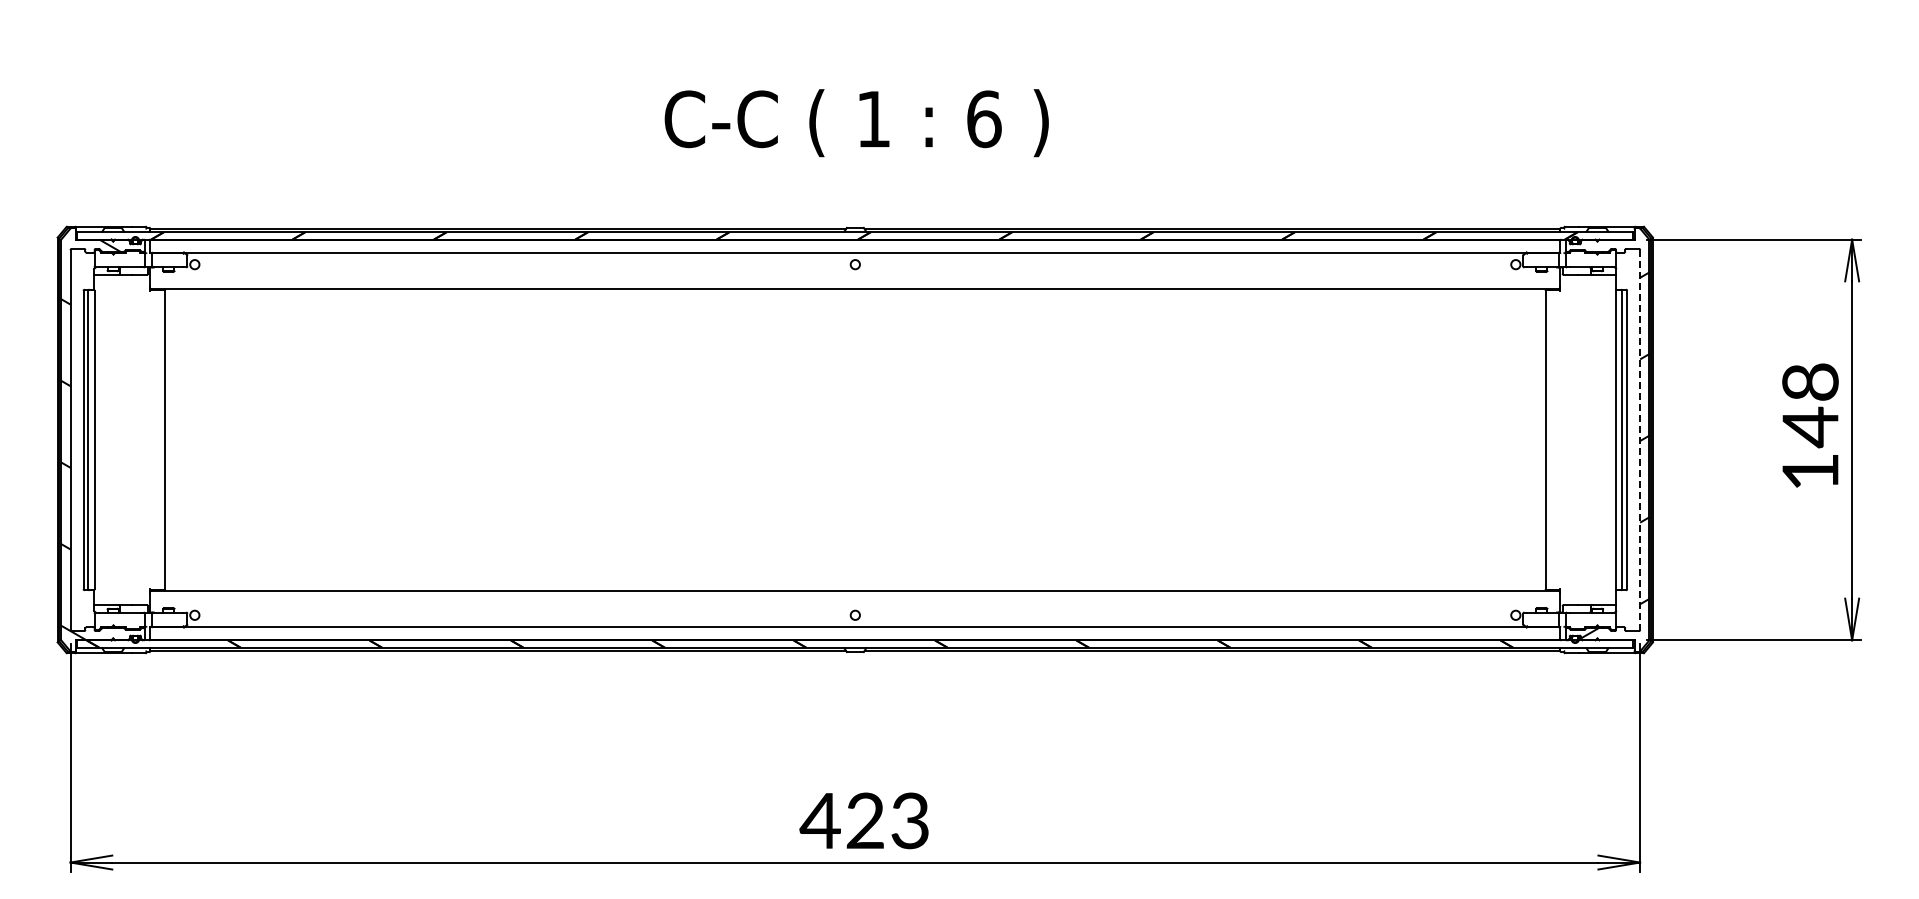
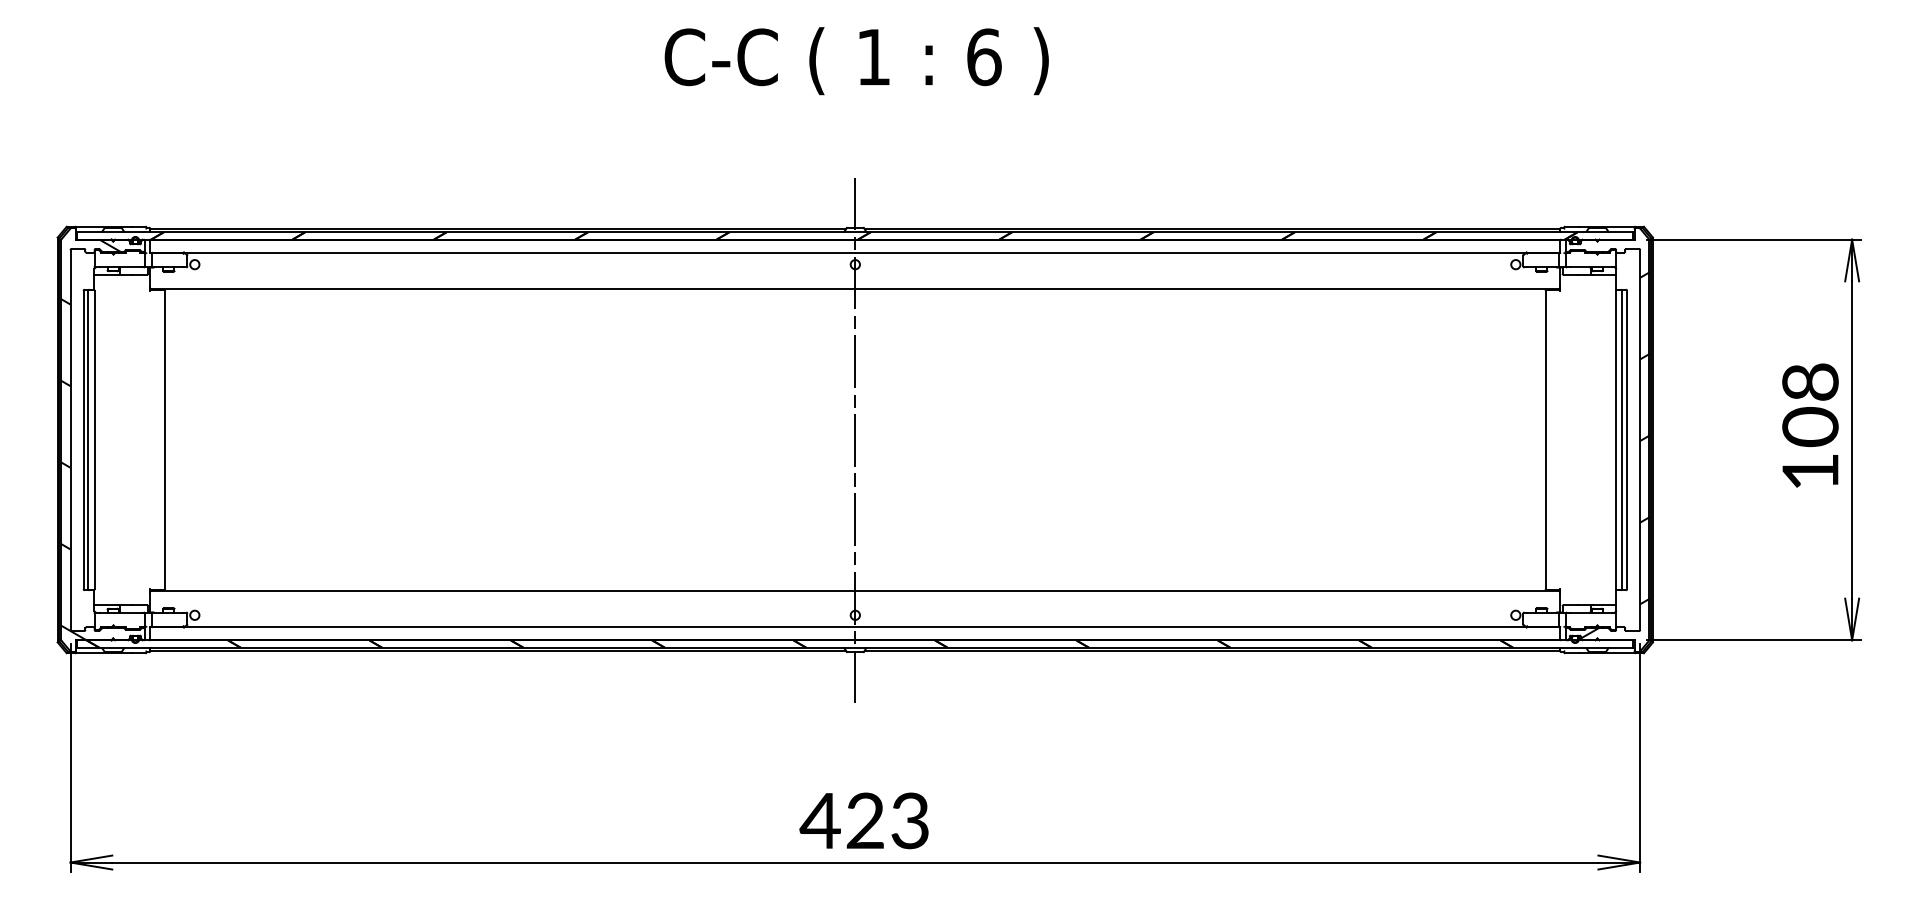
text position: (856, 123) -> (856, 61) (856, 61)
text: 148 -> 108 (1810, 427)
line: none -> present (855, 439)
line: dashed -> solid (1640, 440)
